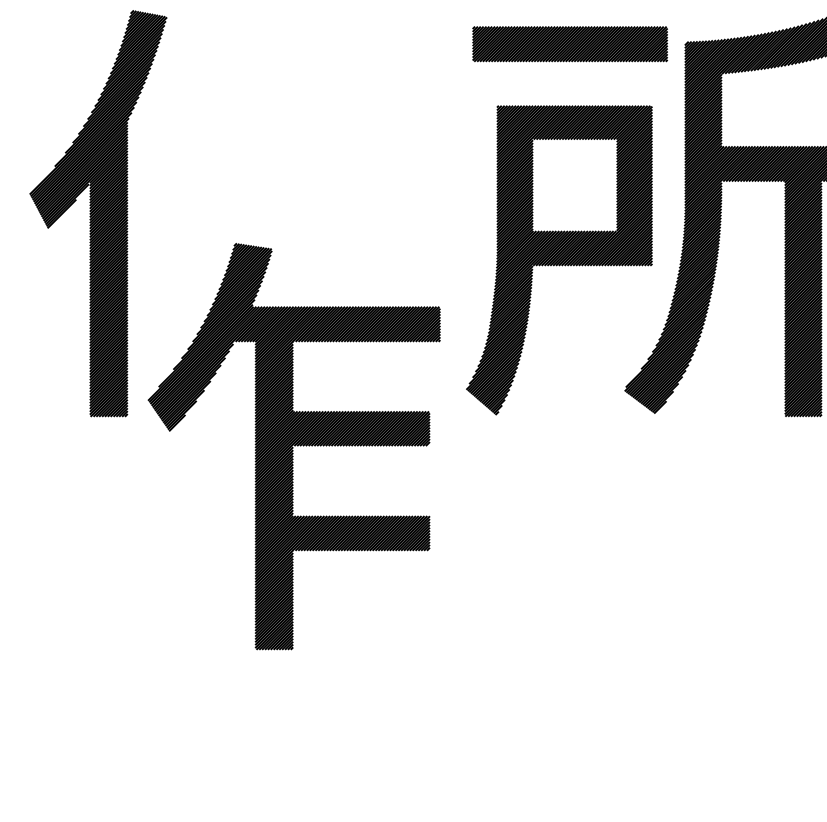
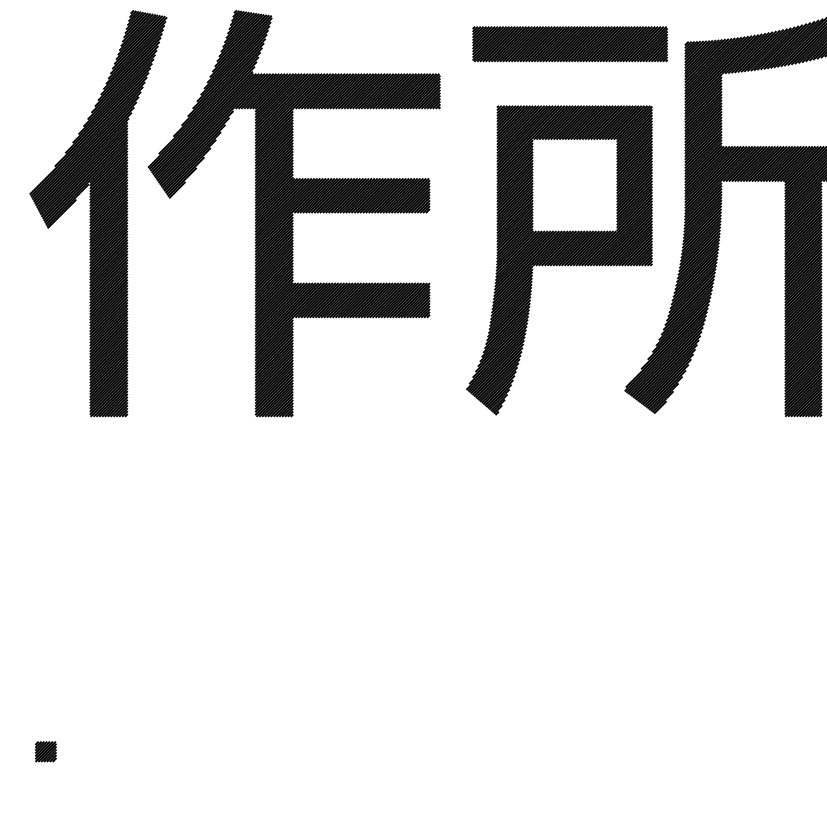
part position: (293, 446) -> (293, 213) (293, 213)
part: none -> present (45, 751)
